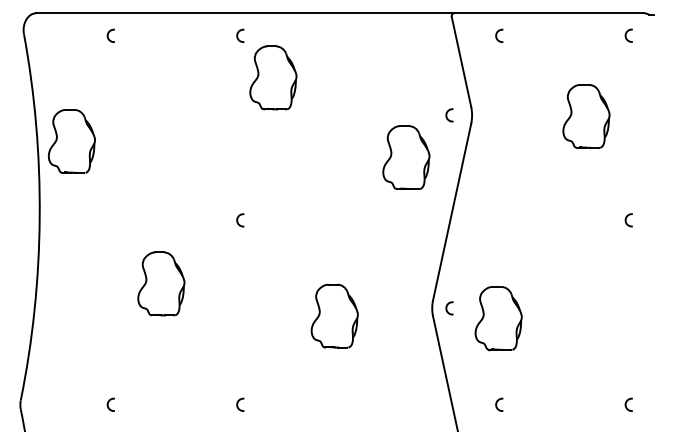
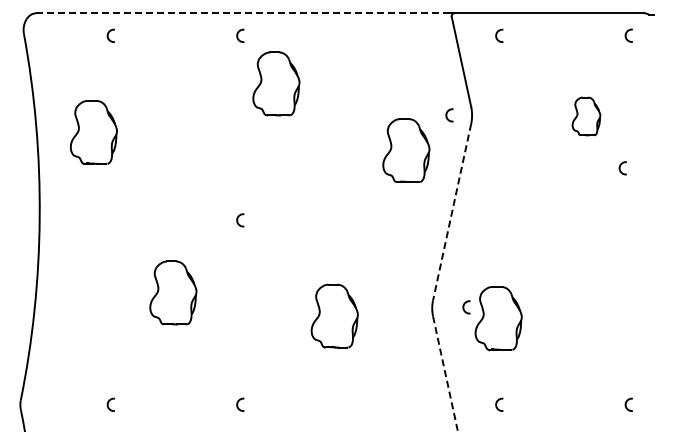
line: solid -> dashed (243, 13)
part position: (273, 77) -> (276, 83) (276, 83)
part size: 49x65 px -> 31x41 px (586, 116)
part position: (71, 141) -> (93, 132) (93, 132)
part position: (406, 157) -> (406, 150) (406, 150)
line: solid -> dashed (452, 212)
arc position: (626, 220) -> (620, 168) (620, 168)
part position: (161, 283) -> (173, 292) (173, 292)
arc position: (447, 308) -> (464, 307) (464, 307)
line: solid -> dashed (445, 373)
